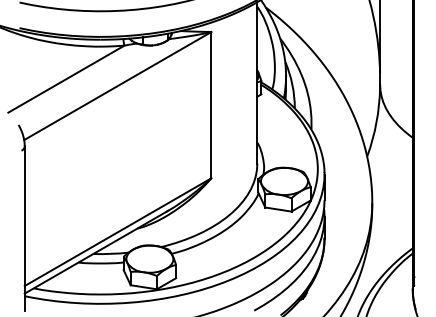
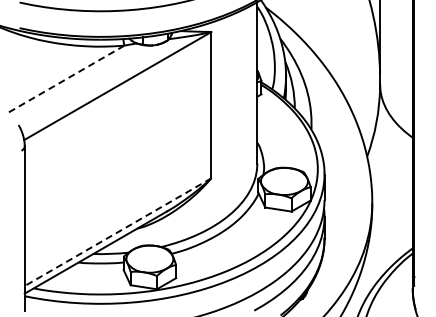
line: solid -> dashed (65, 79)
line: solid -> dashed (118, 232)
